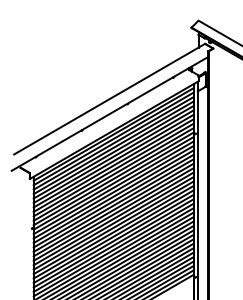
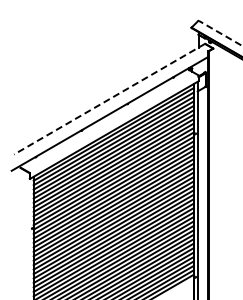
line: solid -> dashed (220, 33)
line: solid -> dashed (109, 99)
